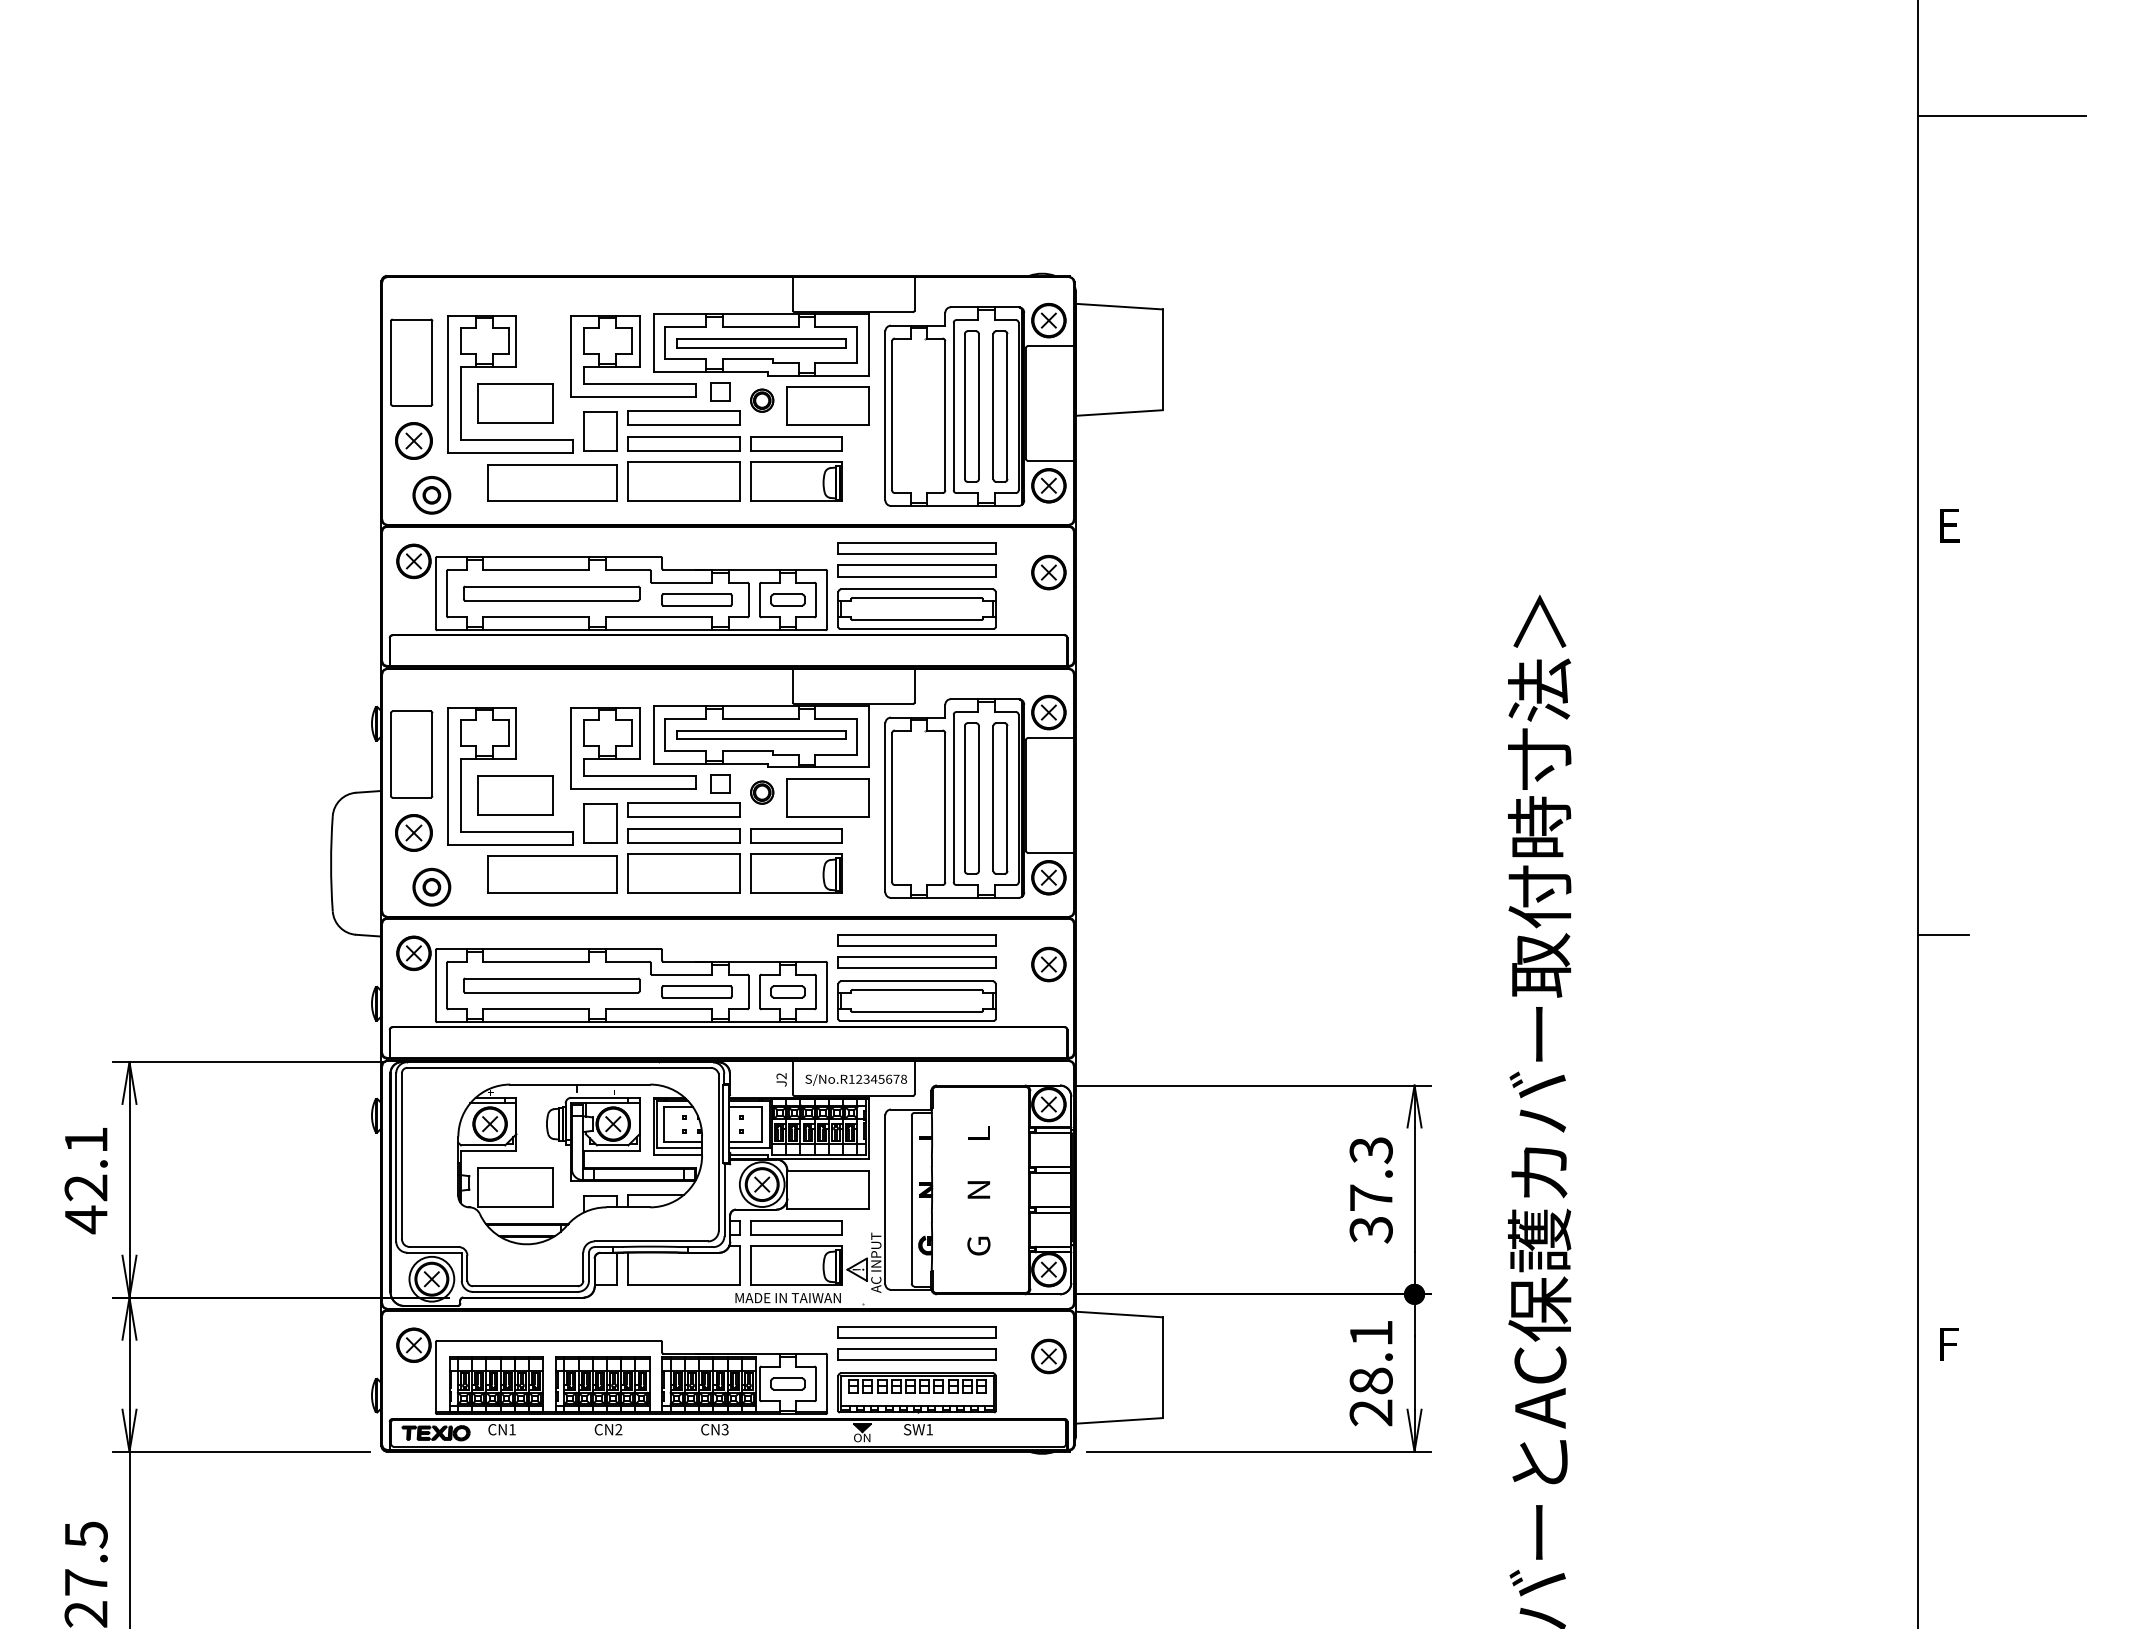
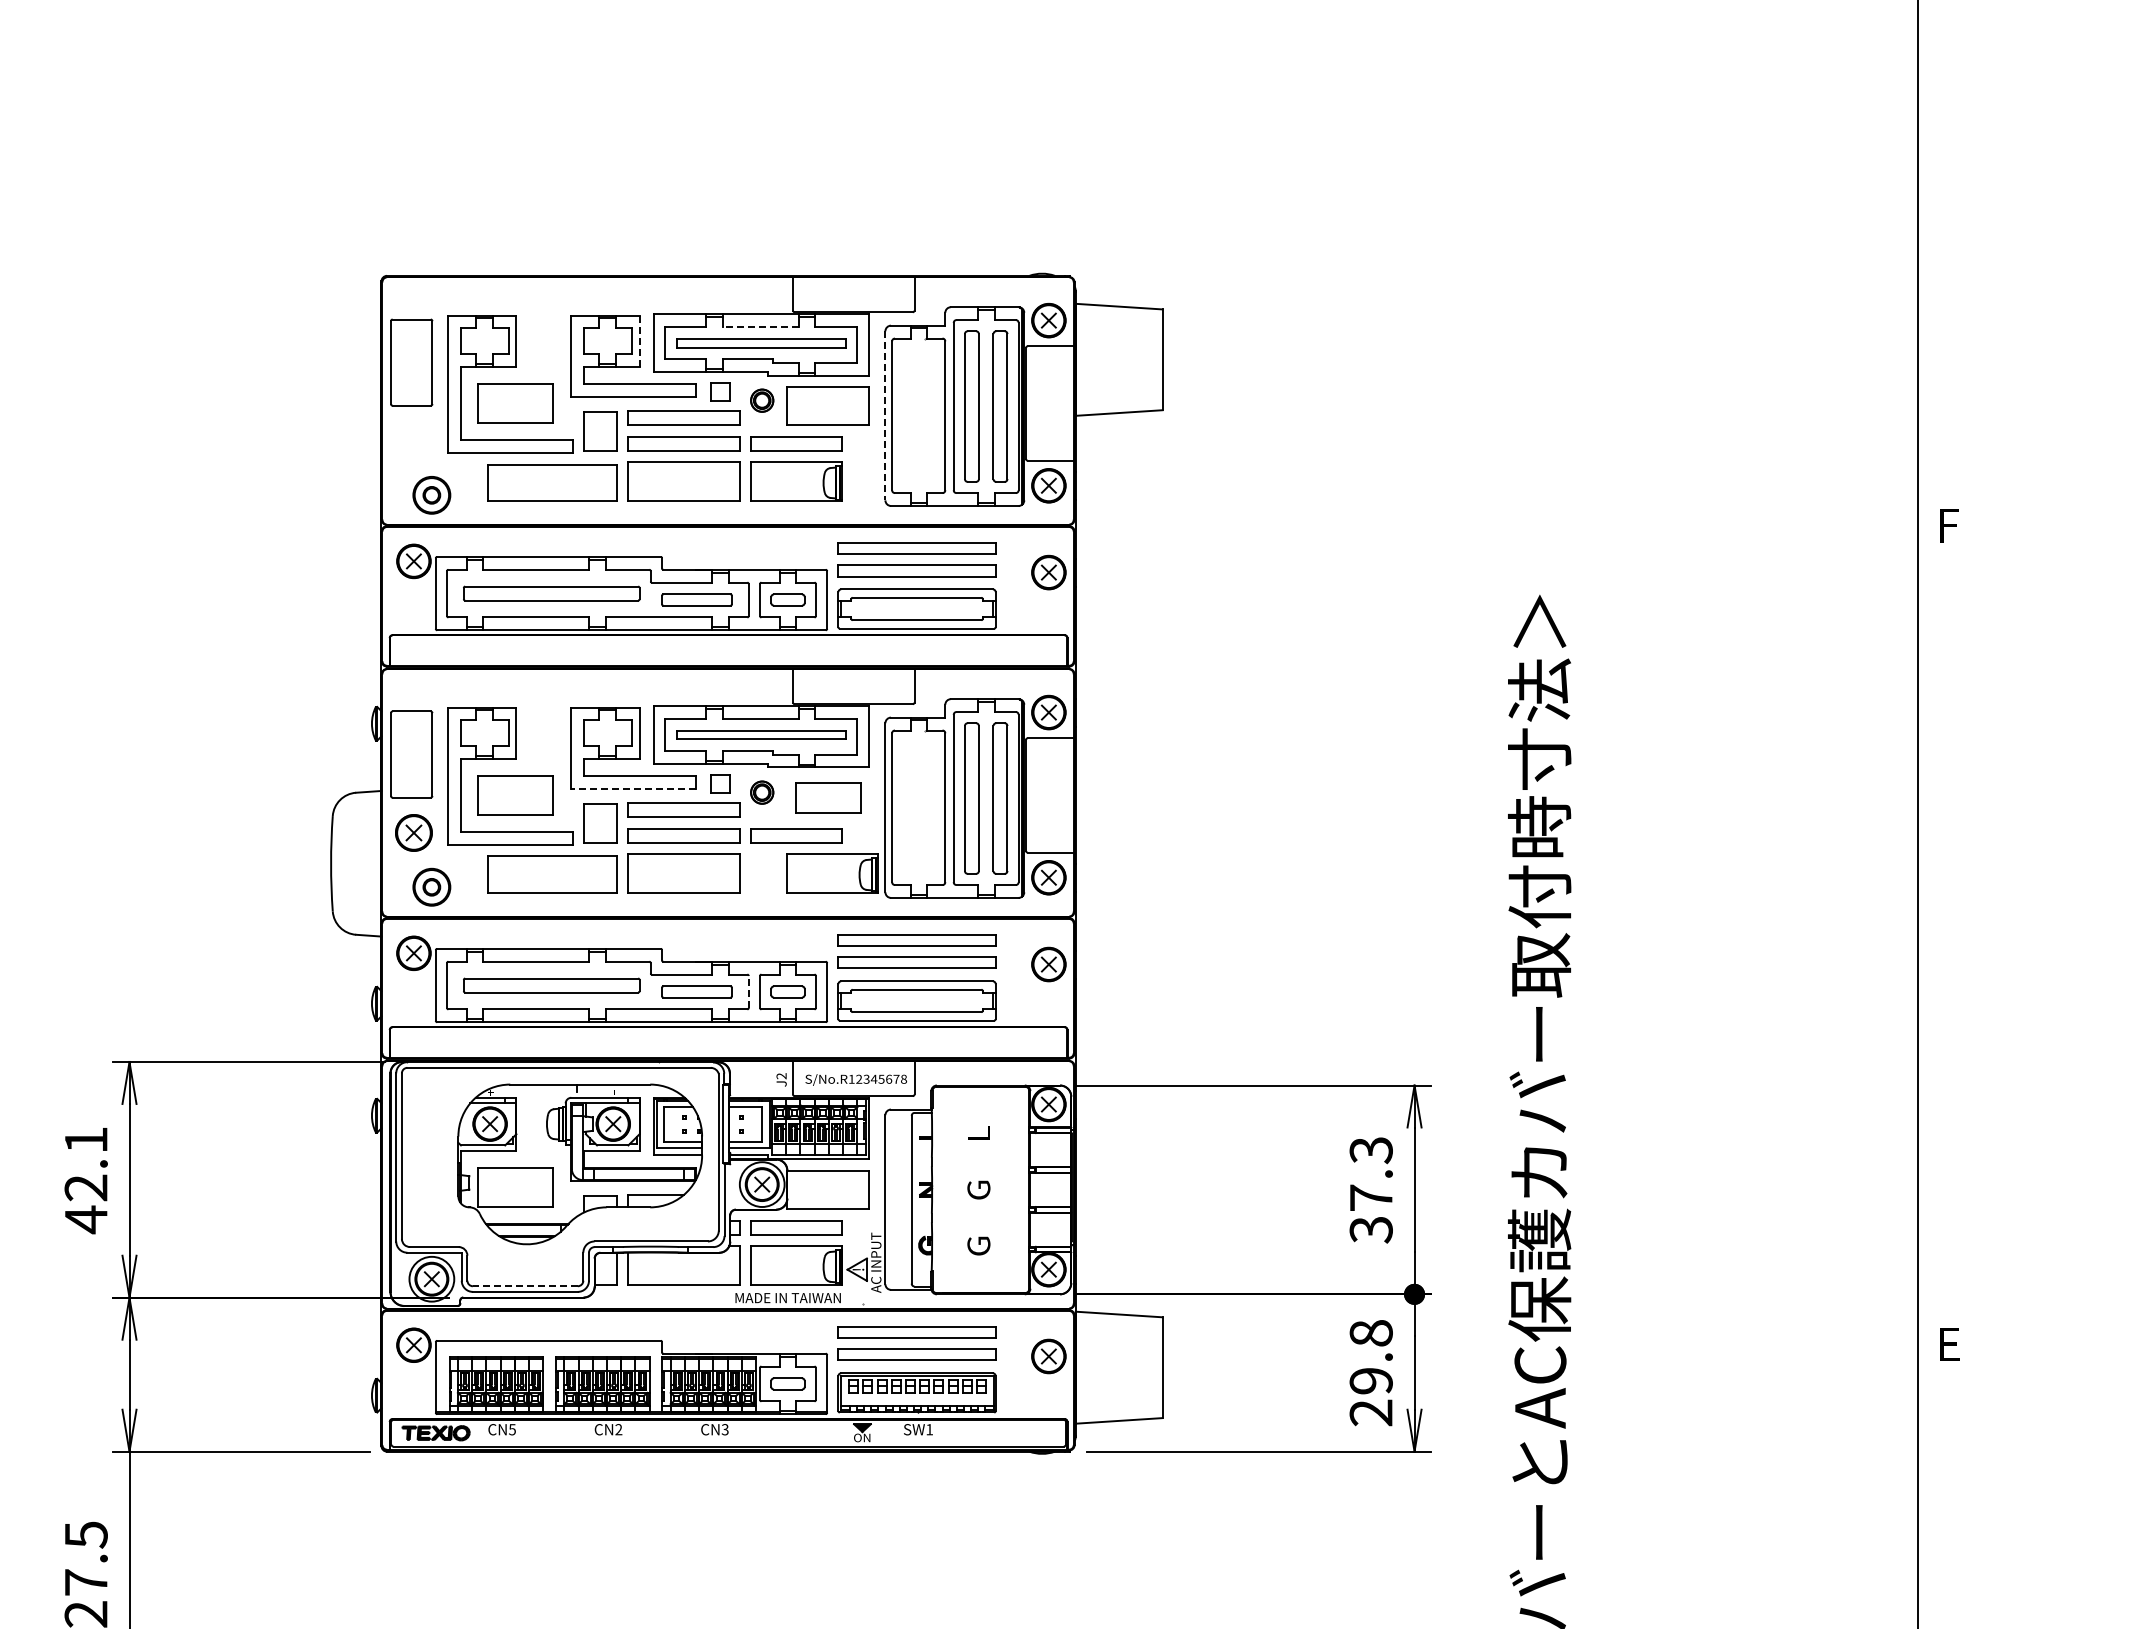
line: present -> none (2002, 116)
line: solid -> dashed (760, 326)
line: solid -> dashed (639, 341)
line: solid -> dashed (885, 415)
part: present -> none (413, 440)
text: E -> F (1951, 532)
line: solid -> dashed (633, 789)
part size: 84x40 px -> 67x32 px (828, 797)
part position: (796, 873) -> (832, 873) (832, 873)
line: present -> none (1943, 935)
line: solid -> dashed (748, 991)
text: N -> G (978, 1189)
line: solid -> dashed (524, 1286)
text: F -> E (1951, 1351)
text: 28.1 -> 29.8 (1370, 1357)
text: CN1 -> CN5 (512, 1429)
